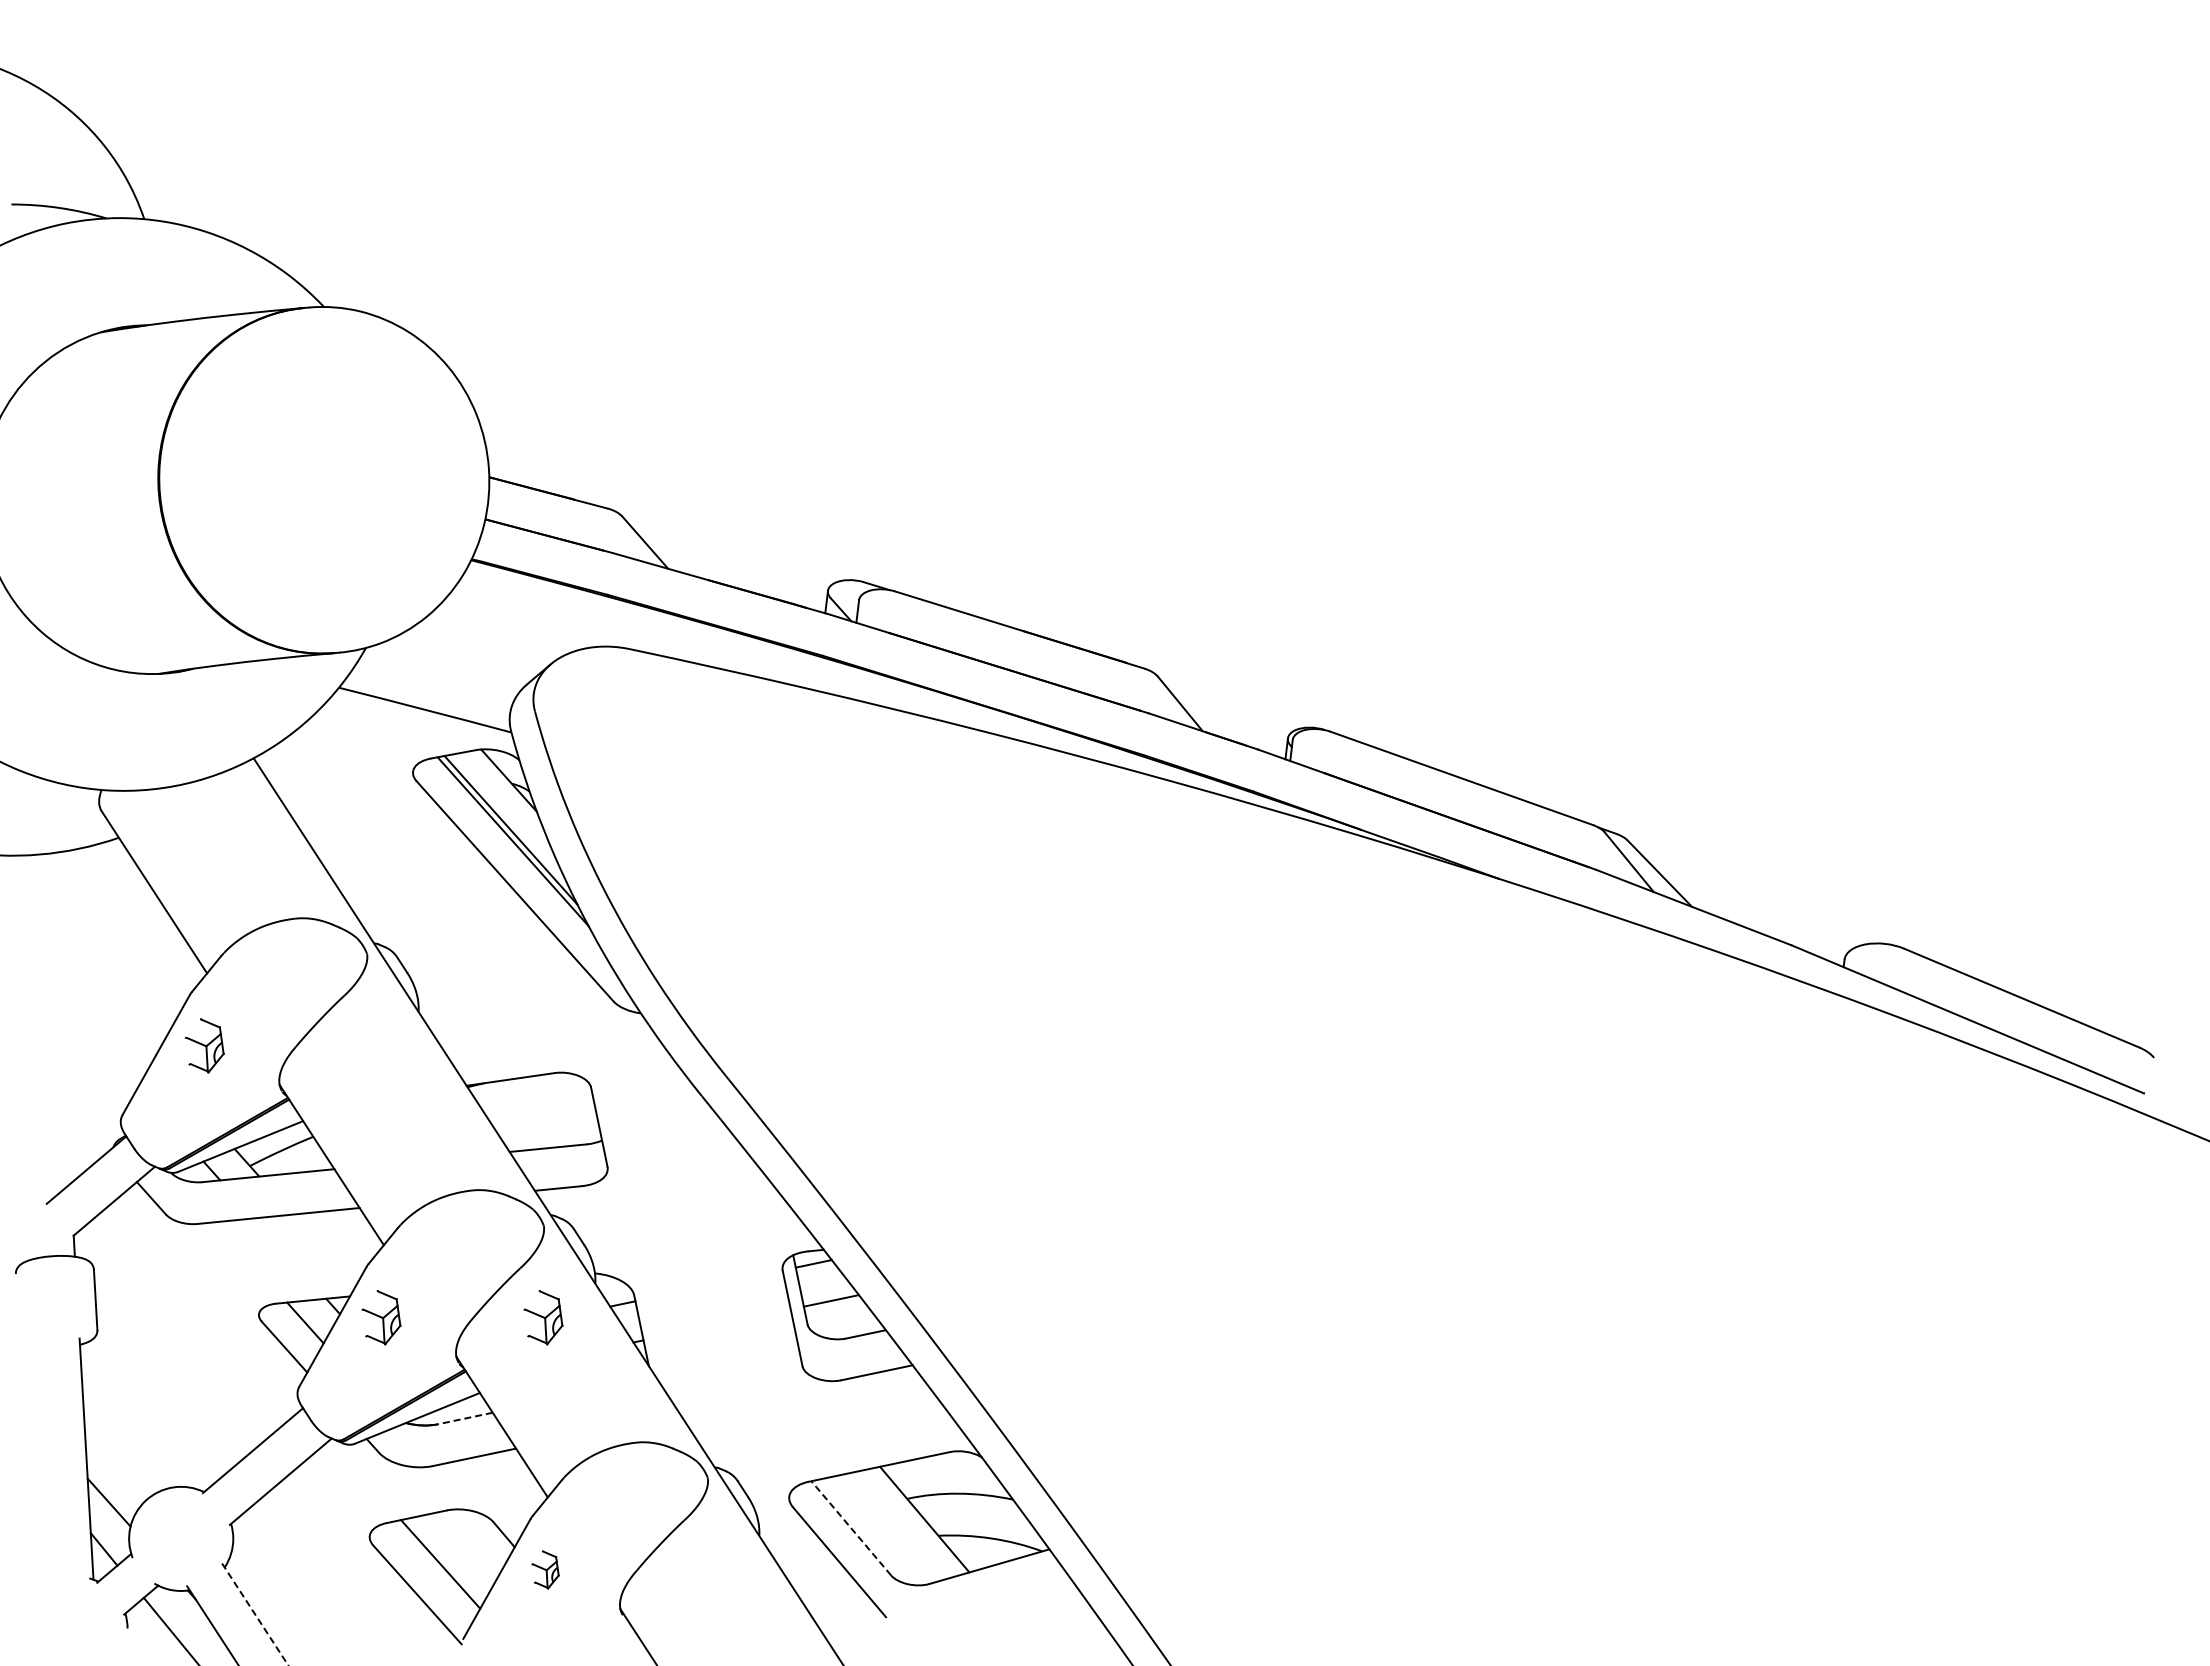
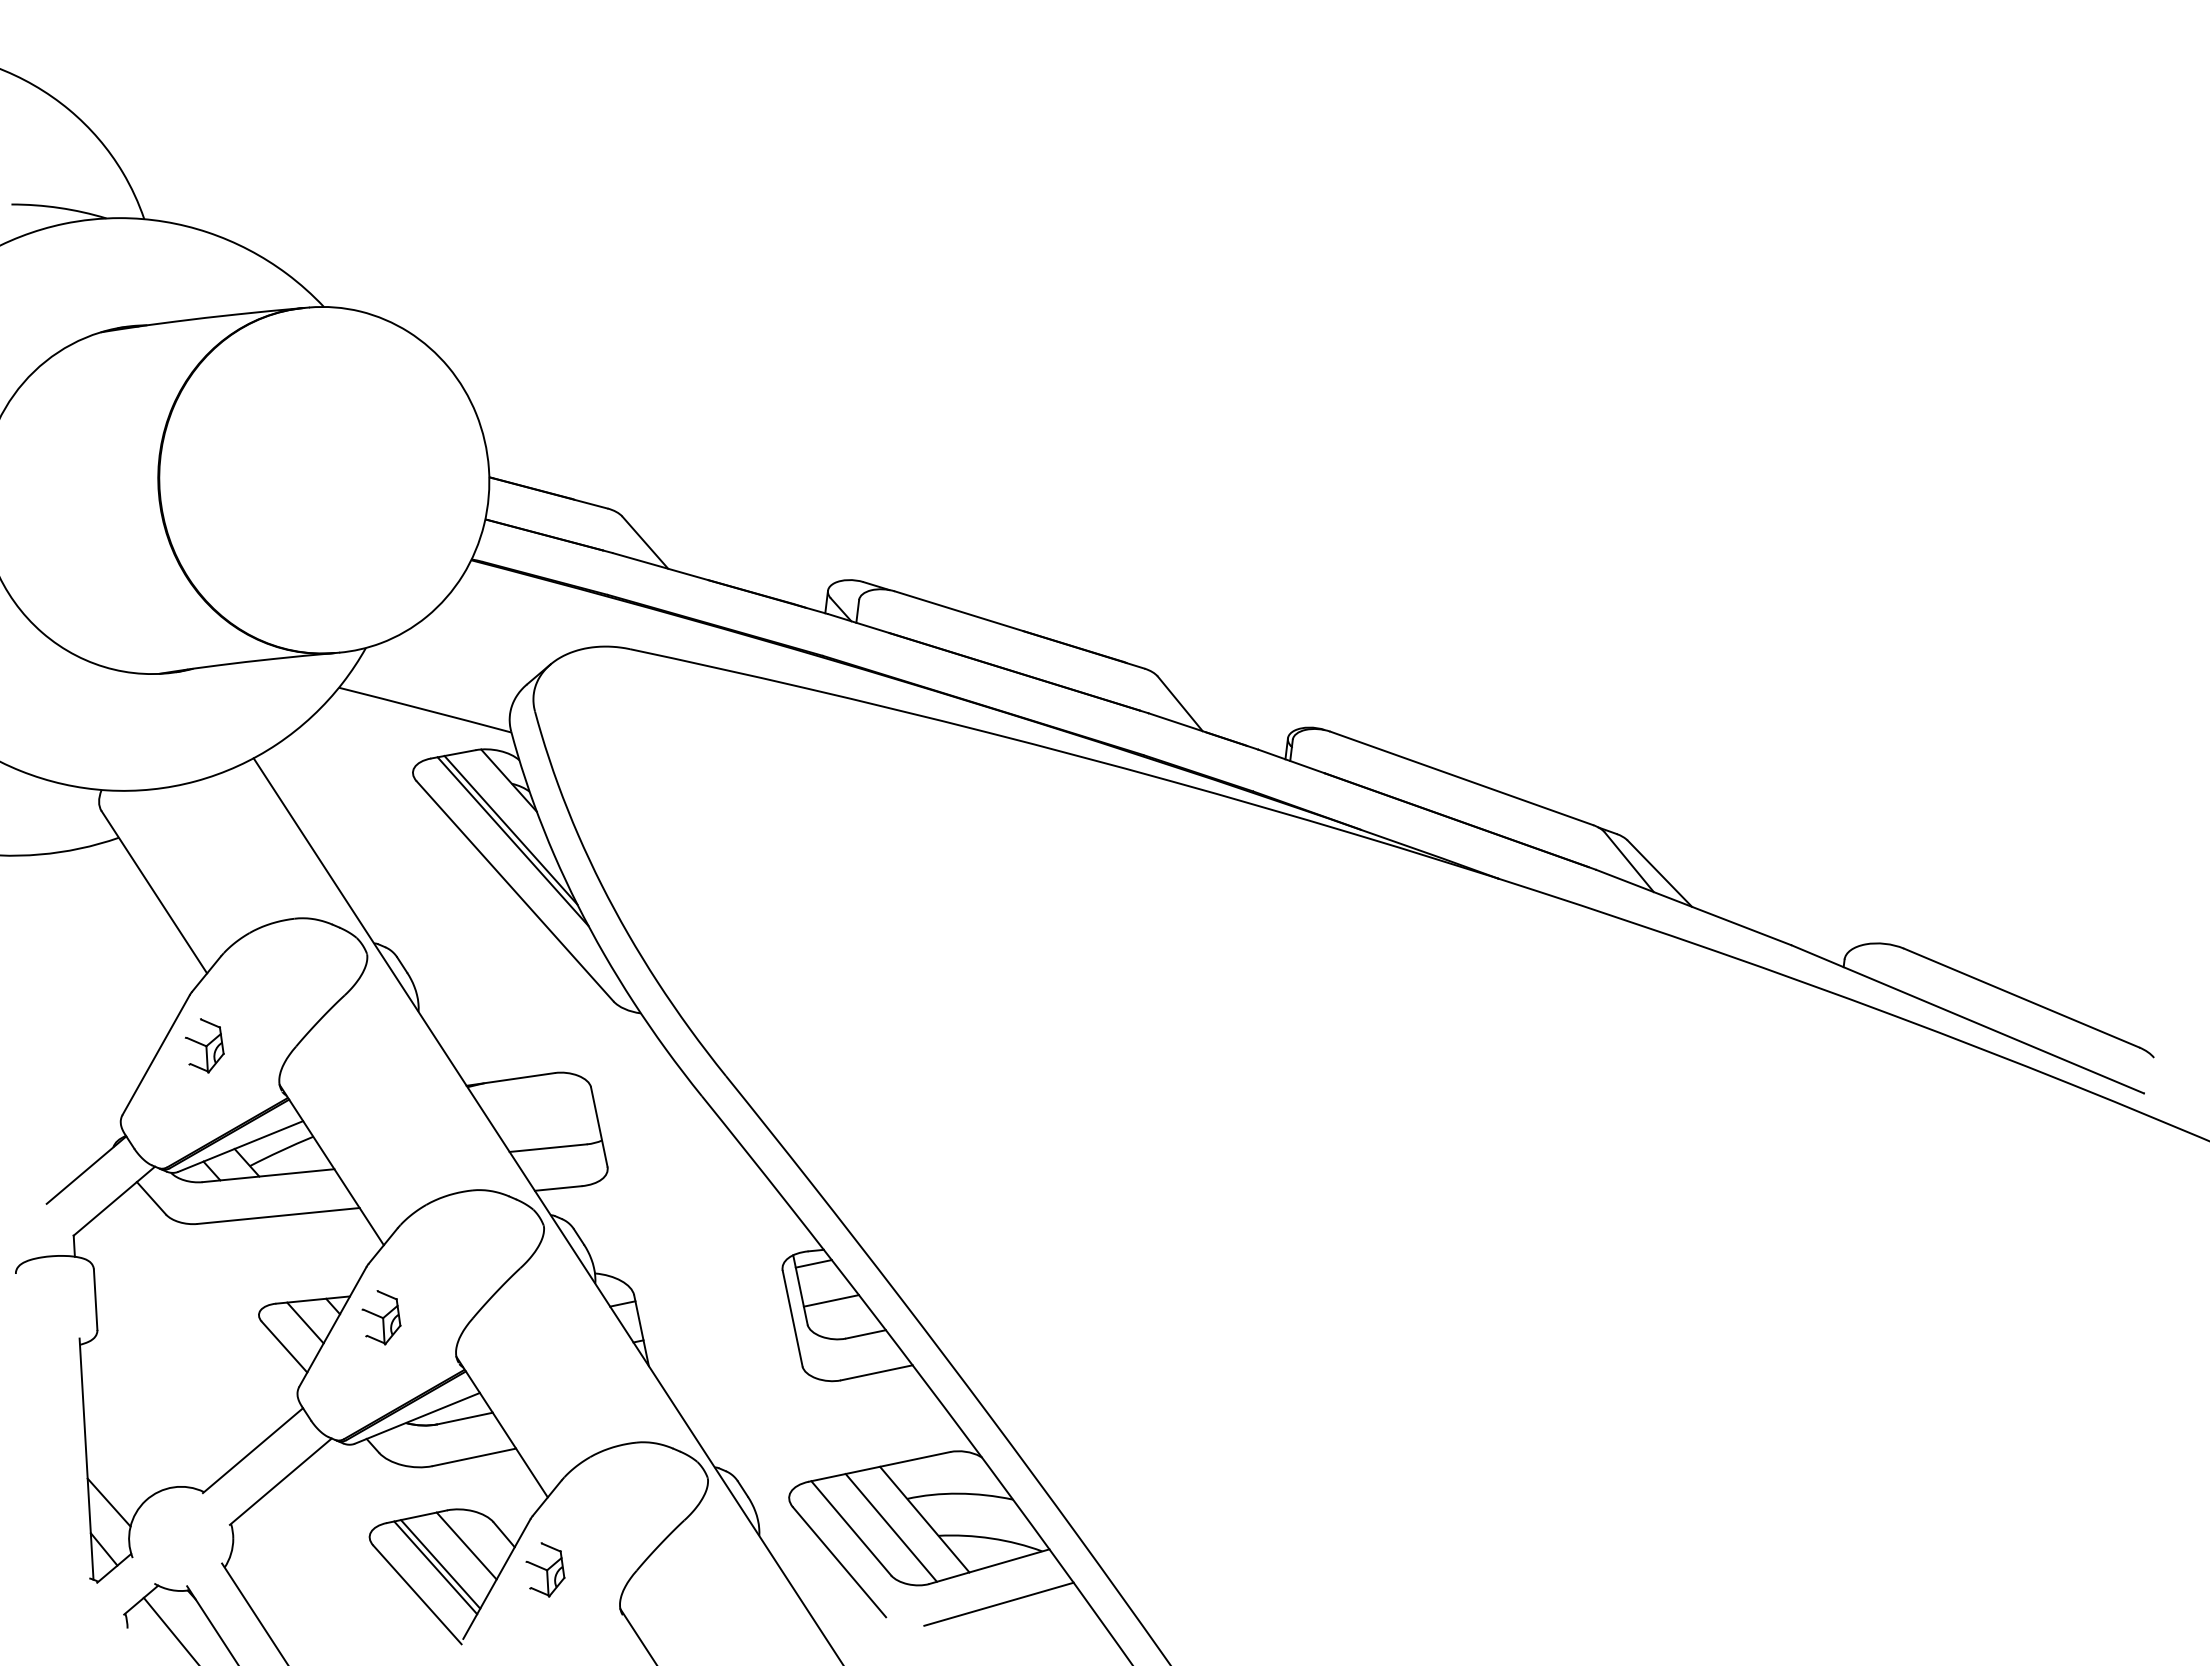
part: present -> none (543, 1317)
line: dashed -> solid (464, 1418)
line: none -> present (890, 1527)
line: dashed -> solid (851, 1528)
line: none -> present (466, 1545)
line: none -> present (435, 1567)
part size: 29x40 px -> 41x56 px (545, 1569)
line: none -> present (998, 1603)
line: dashed -> solid (255, 1614)
